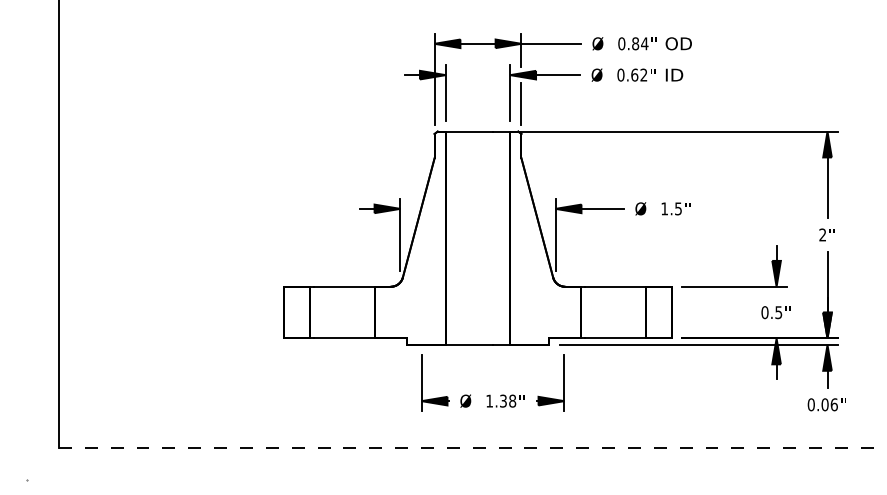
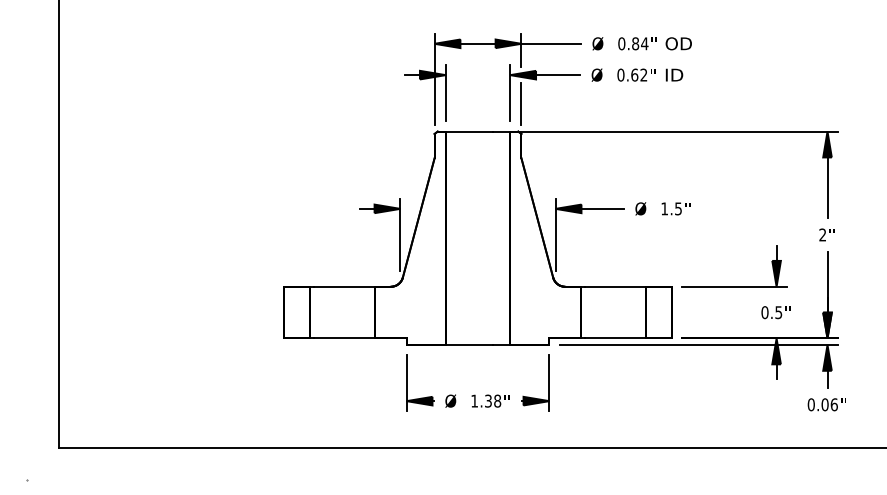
part position: (490, 394) -> (475, 394) (475, 394)
line: dashed -> solid (472, 447)
